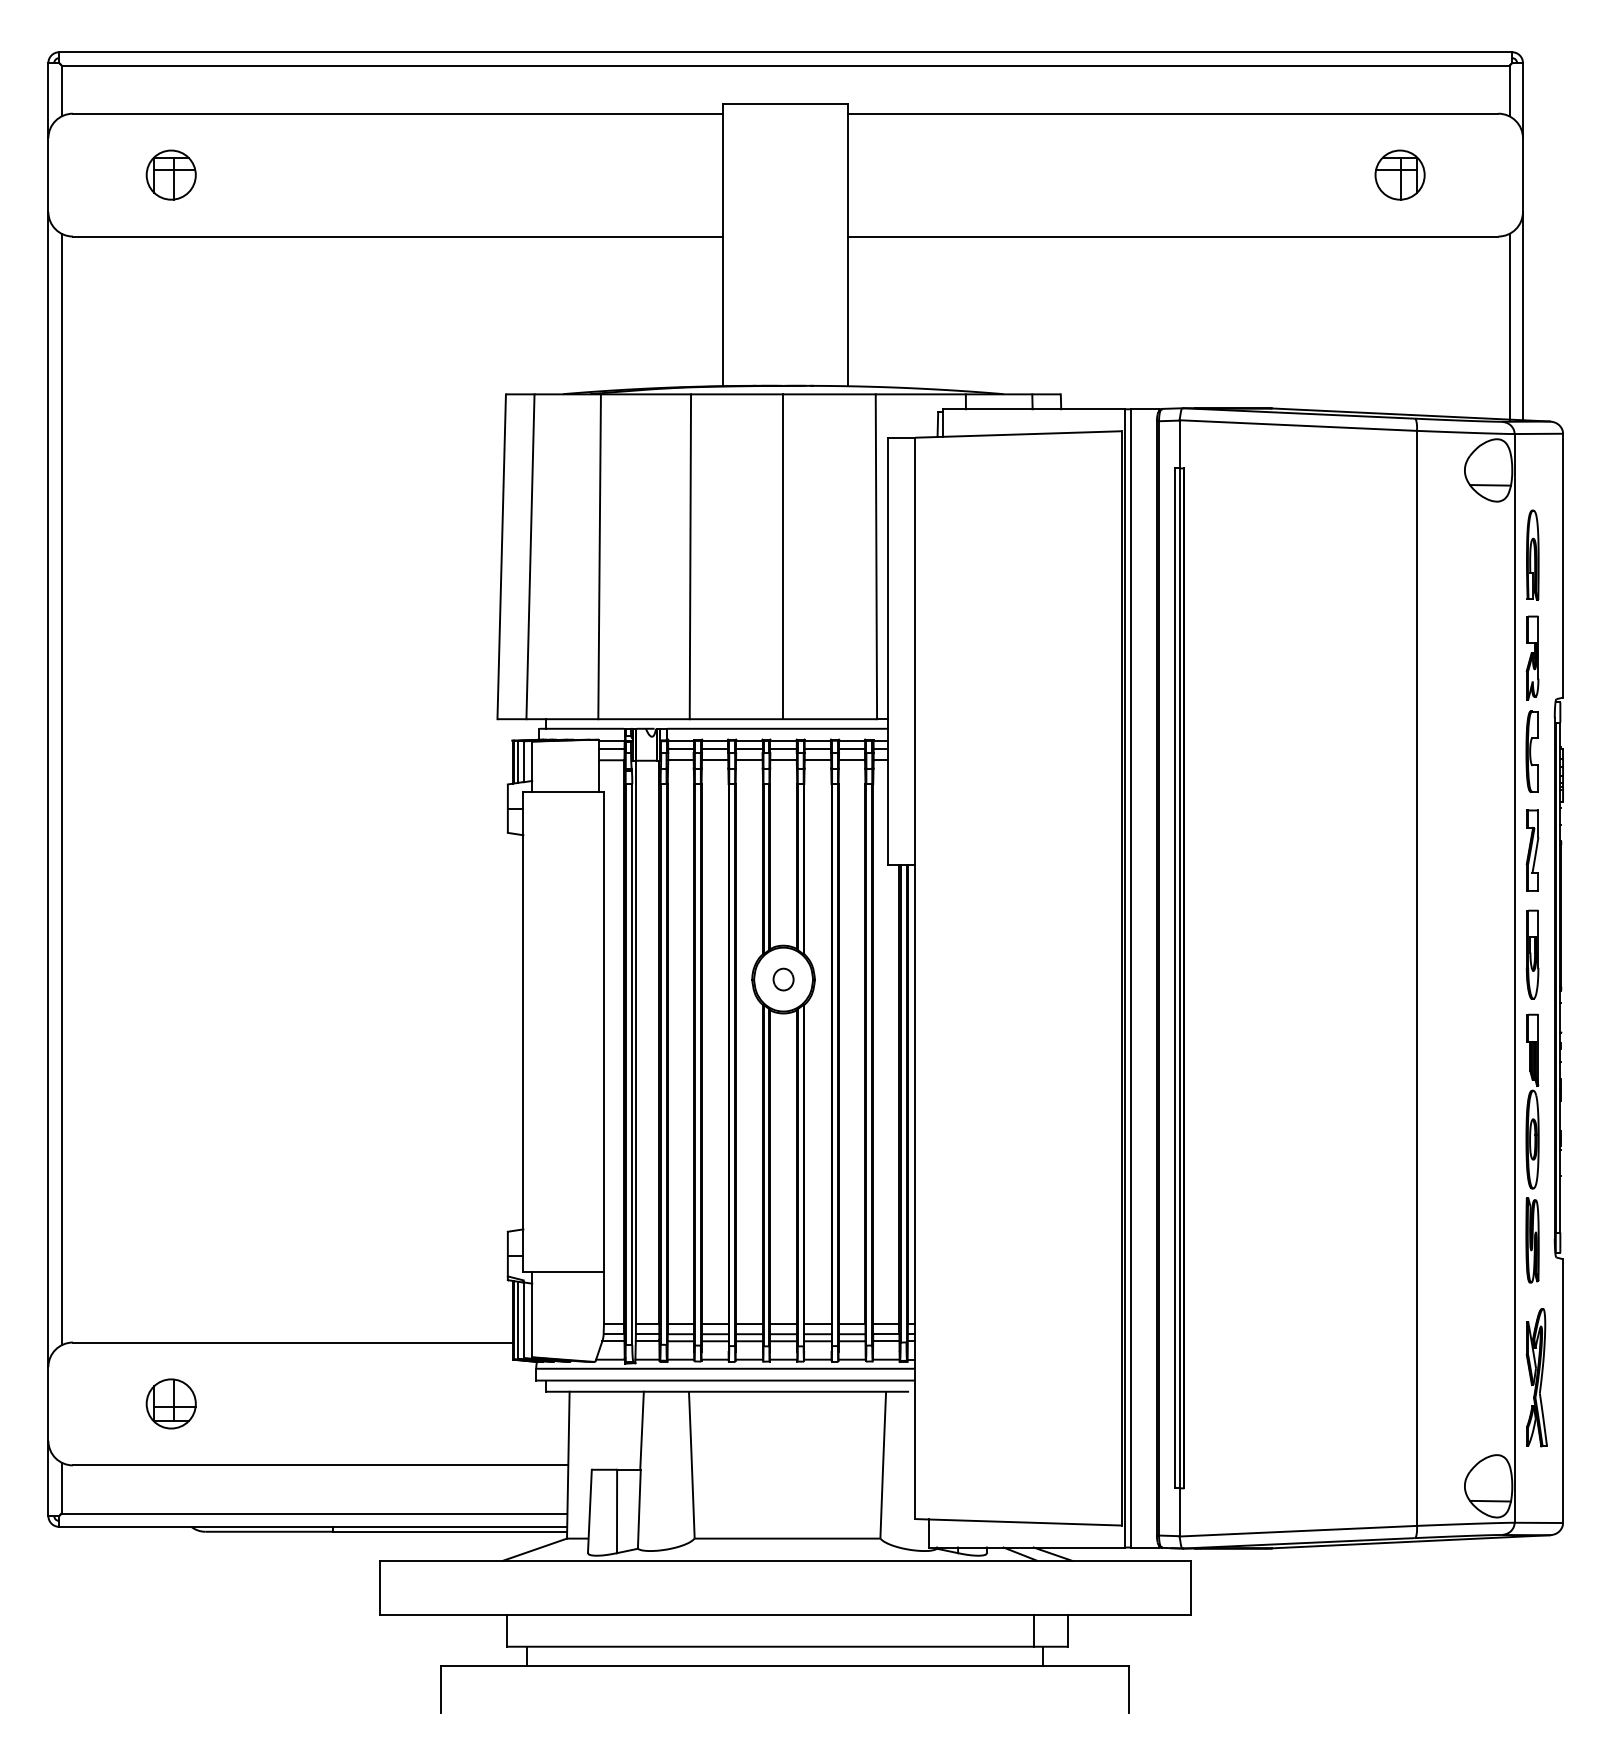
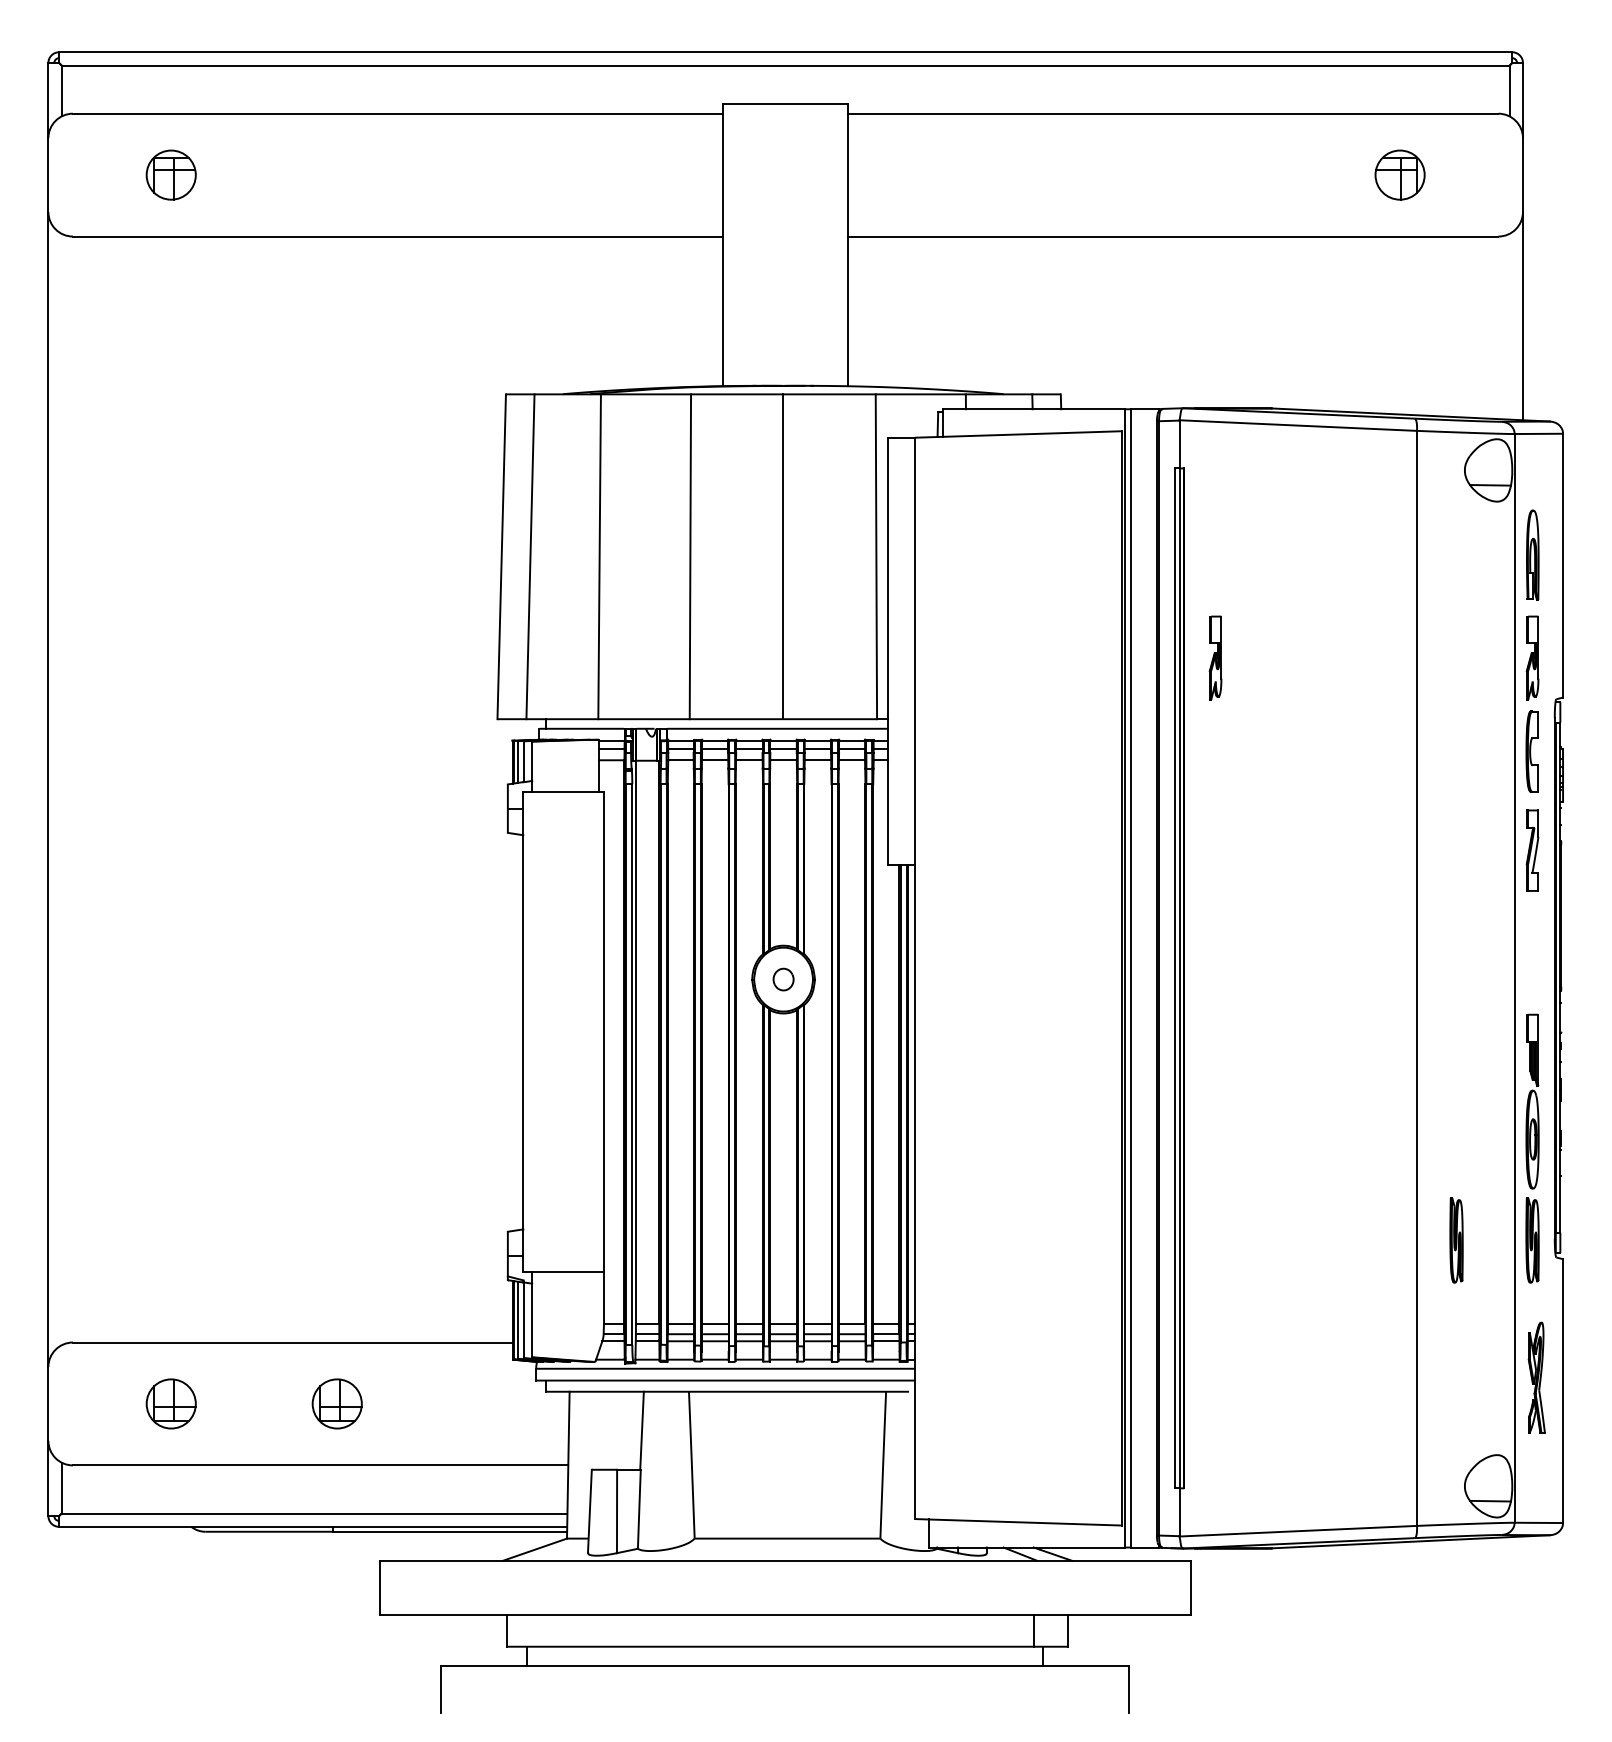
line: present -> none (1509, 326)
part: none -> present (1215, 657)
line: present -> none (61, 789)
part: present -> none (1532, 954)
part: none -> present (1456, 1240)
part size: 23x140 px -> 19x113 px (1536, 1377)
part: none -> present (336, 1403)
